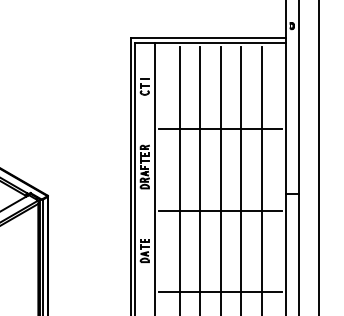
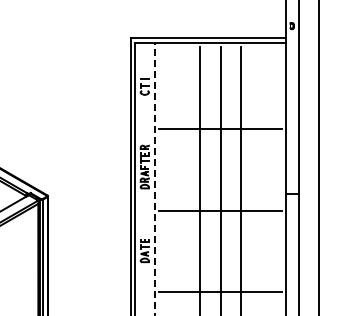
line: solid -> dashed (155, 178)
line: present -> none (179, 179)
line: present -> none (261, 179)
